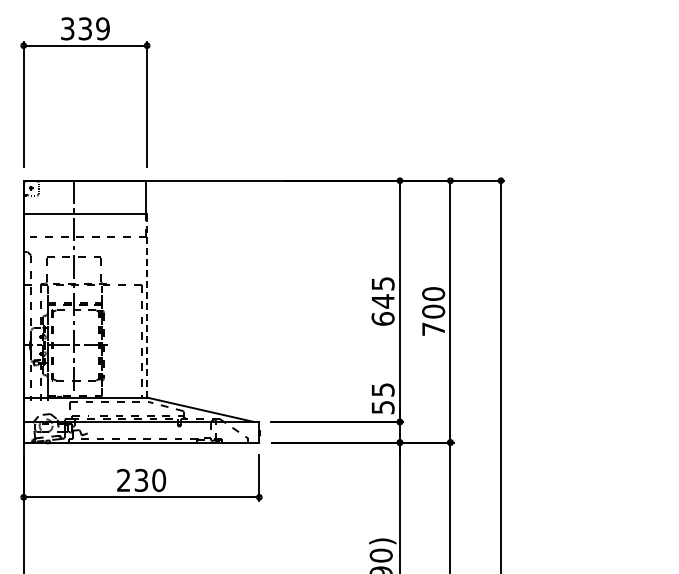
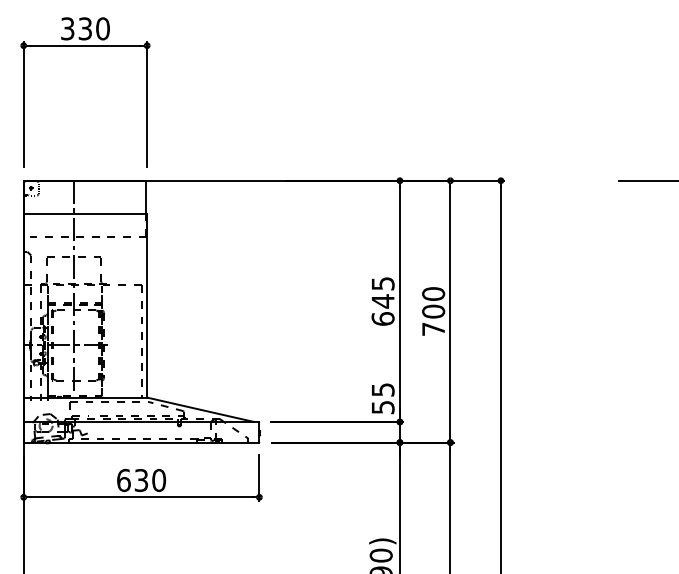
text: 339 -> 330 (102, 28)
line: none -> present (646, 180)
line: dashed -> solid (147, 306)
text: 230 -> 630 (123, 480)
